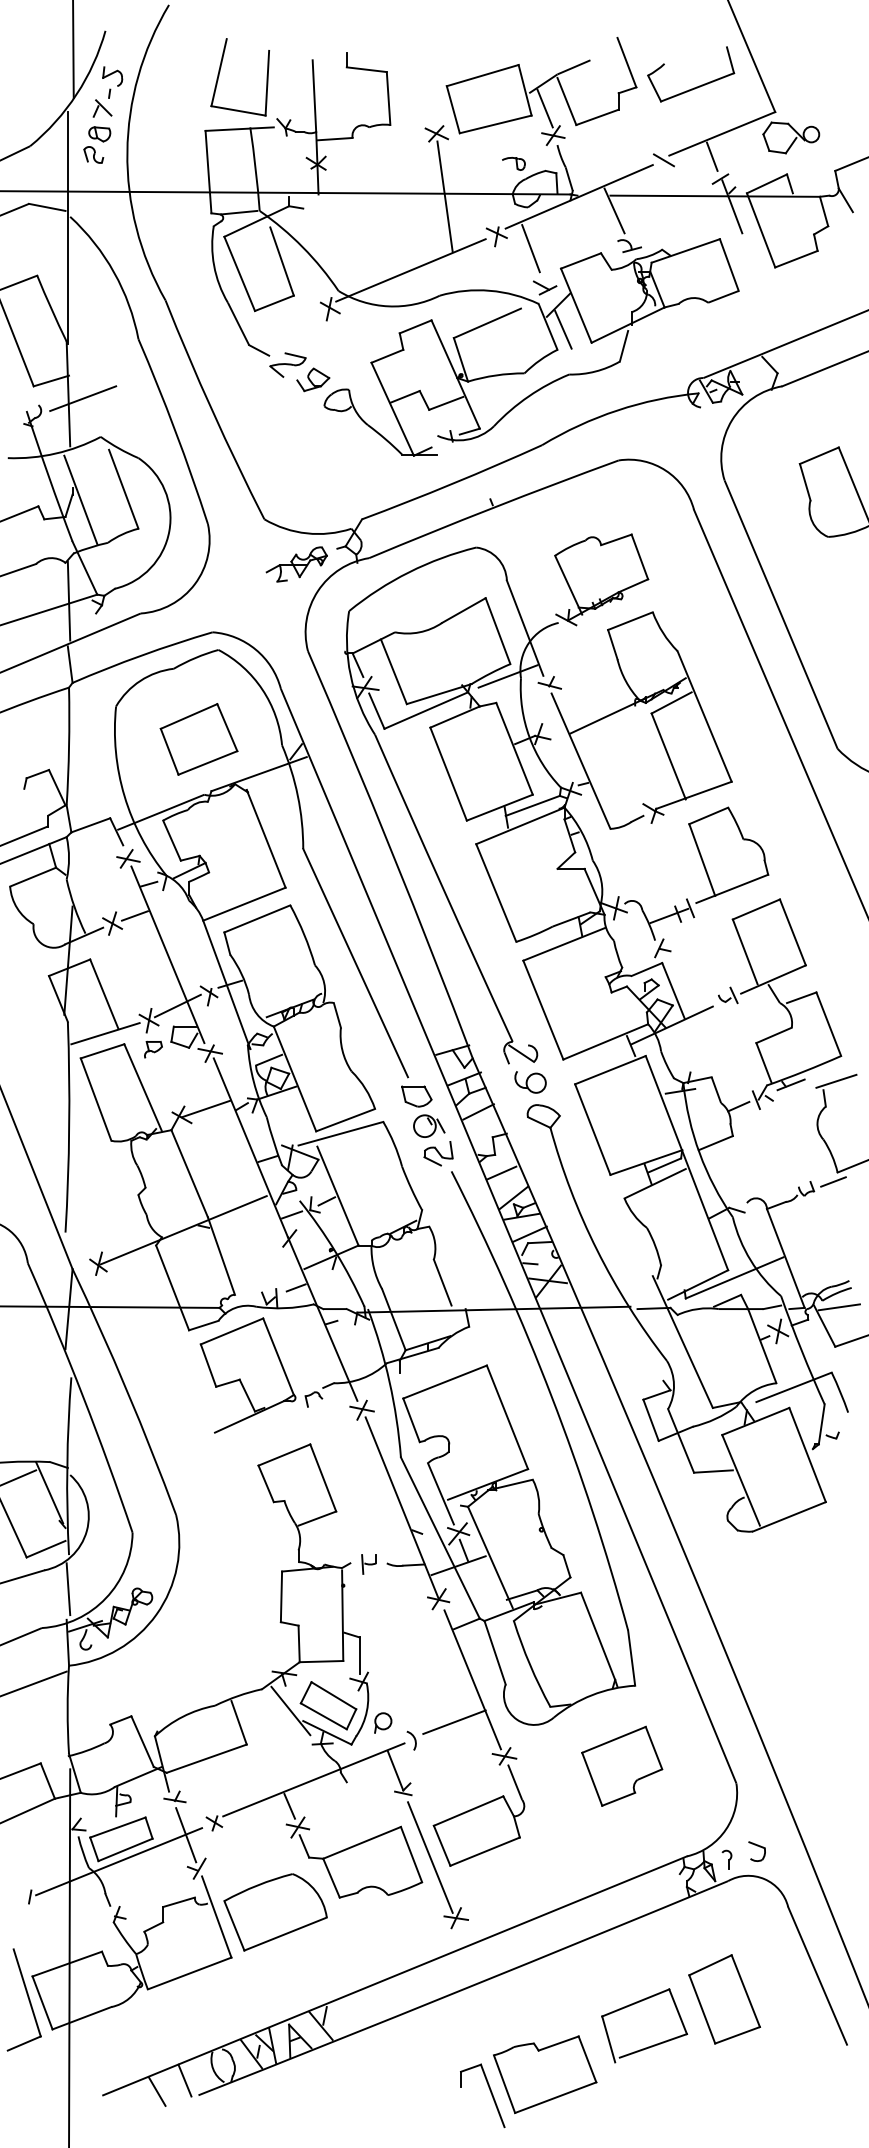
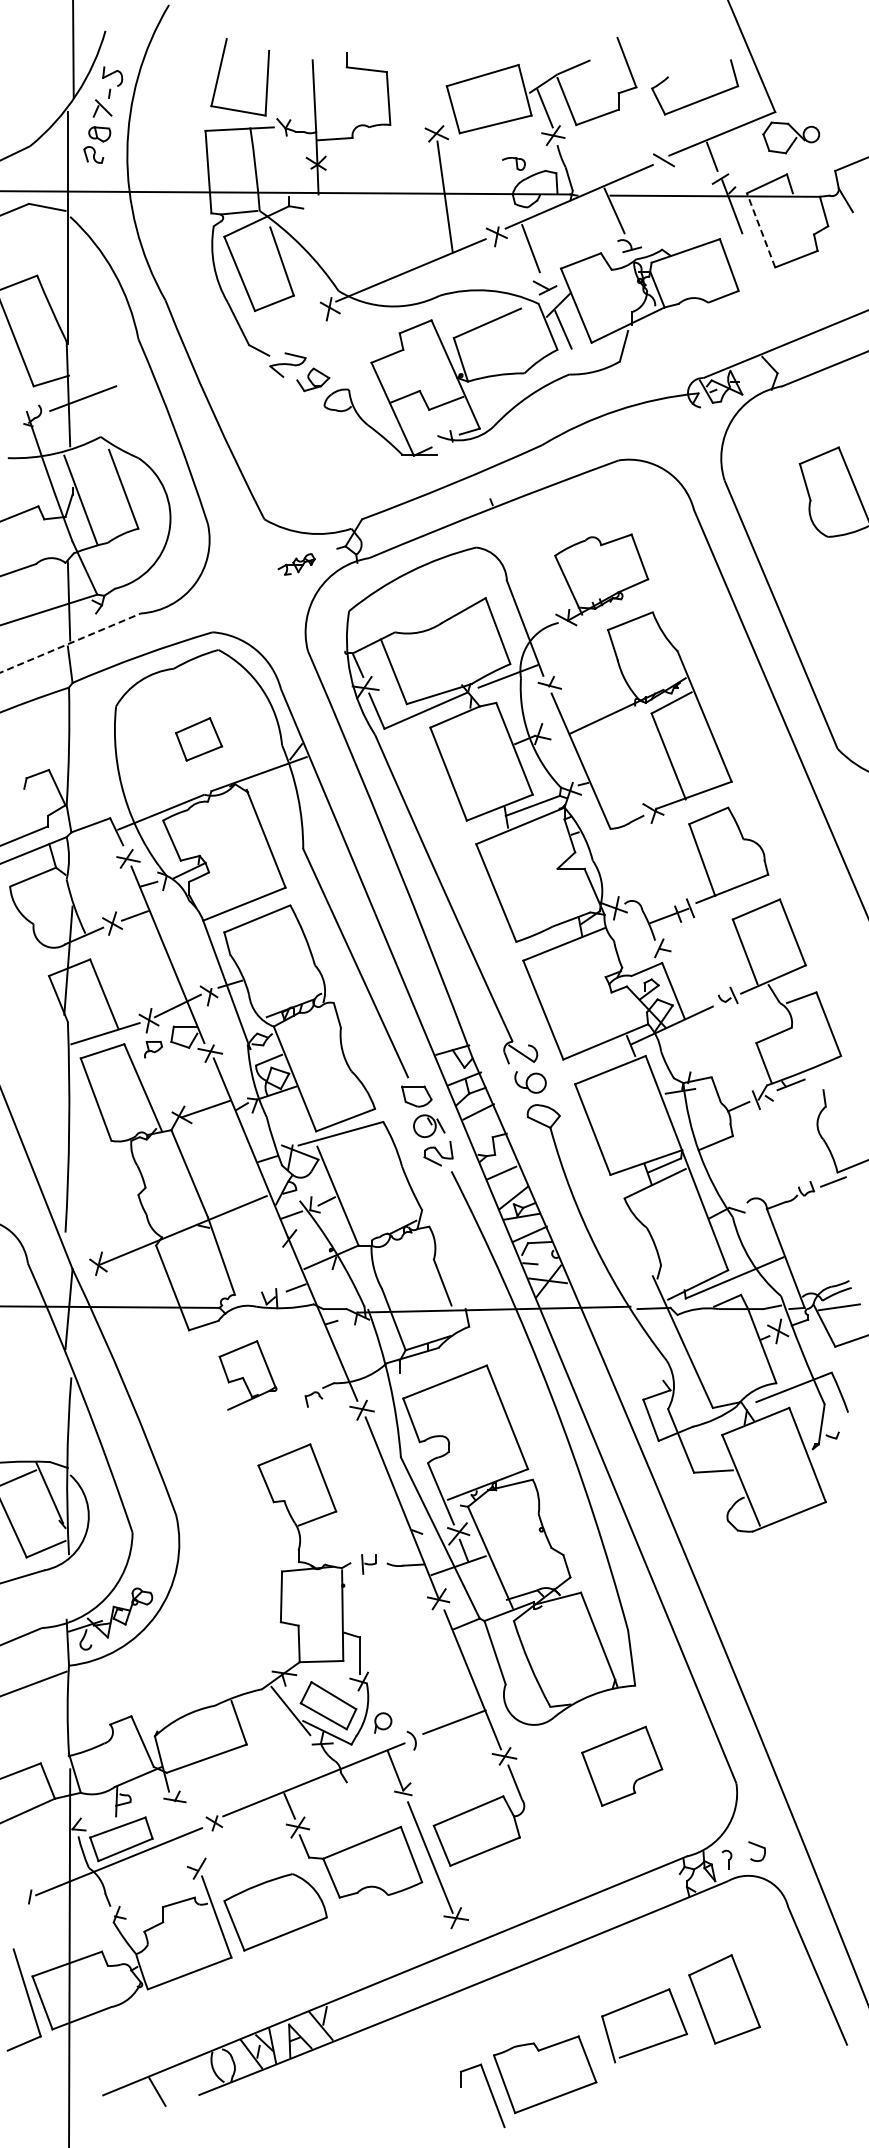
part position: (696, 86) -> (700, 99) (700, 99)
line: solid -> dashed (761, 230)
part size: 63x37 px -> 39x23 px (296, 564)
arc: solid -> dashed (70, 642)
part size: 80x73 px -> 49x45 px (199, 739)
line: present -> none (836, 1080)
part size: 98x117 px -> 60x71 px (247, 1375)
line: present -> none (68, 1589)
line: present -> none (186, 1835)
line: present -> none (184, 2080)
